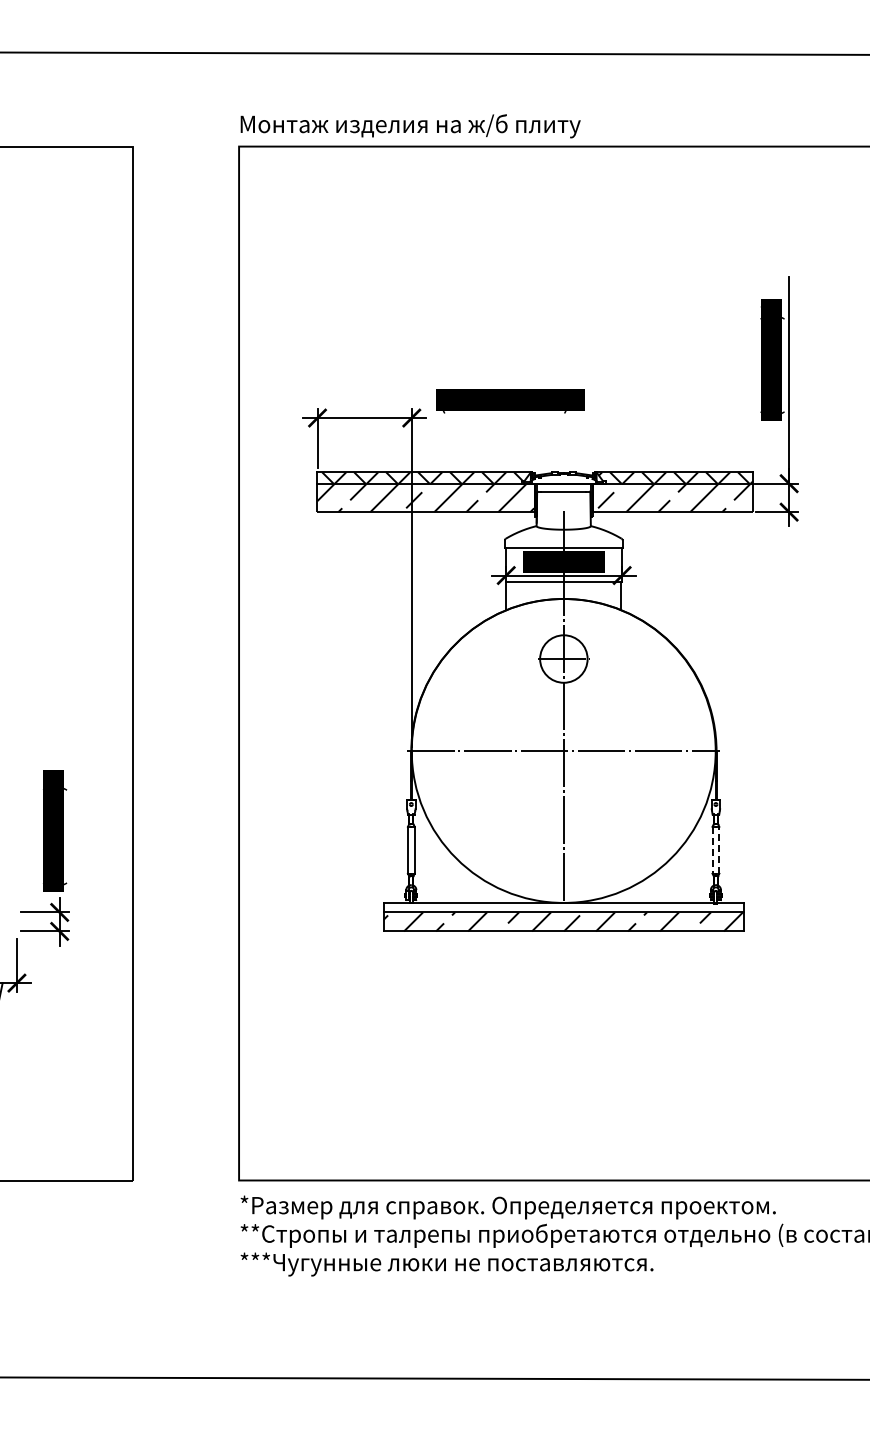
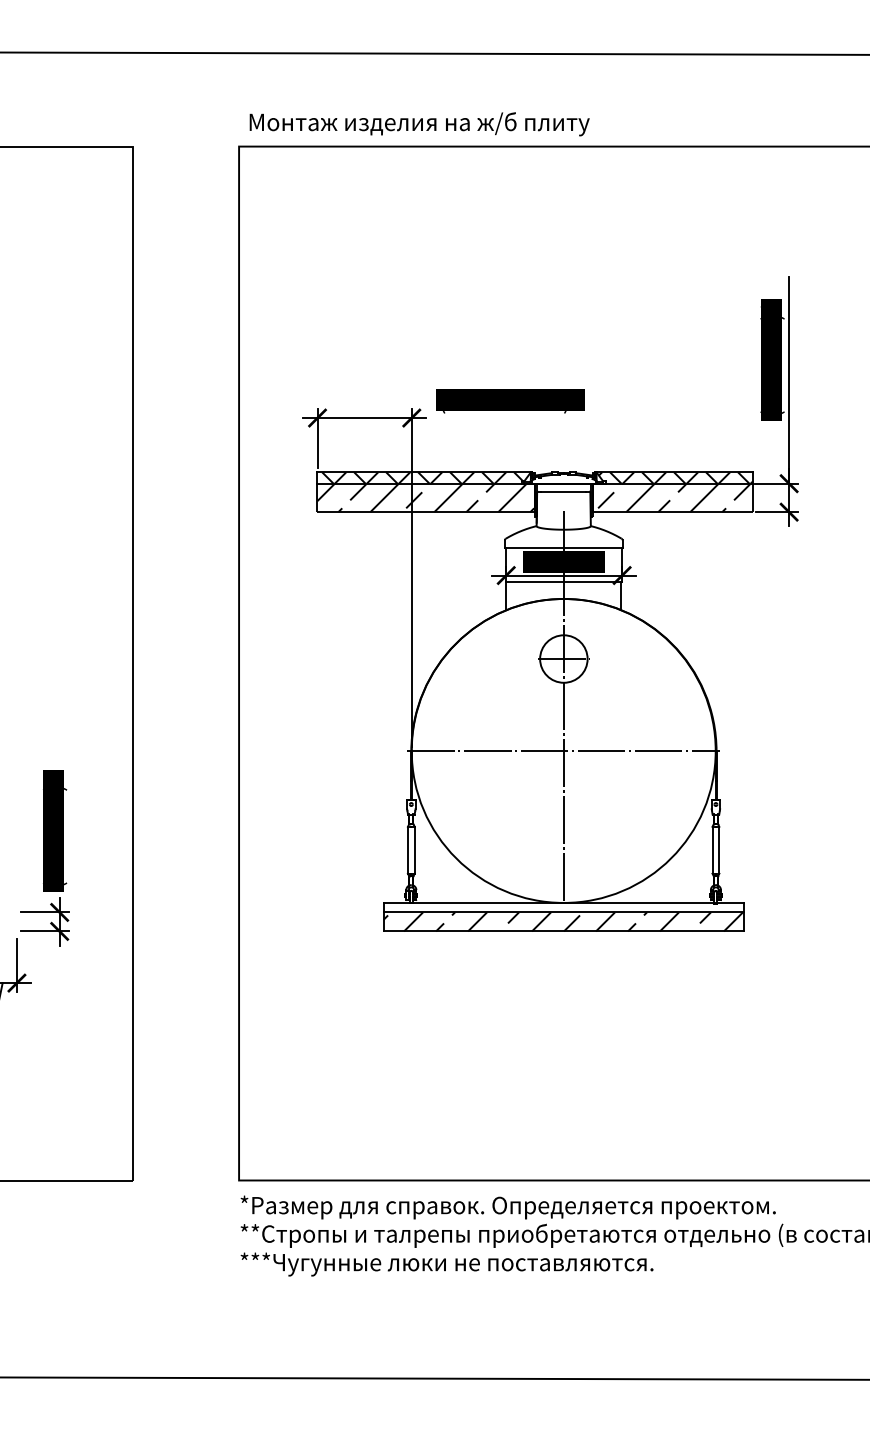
text position: (410, 126) -> (419, 124) (419, 124)
line: dashed -> solid (719, 849)
line: dashed -> solid (712, 850)
